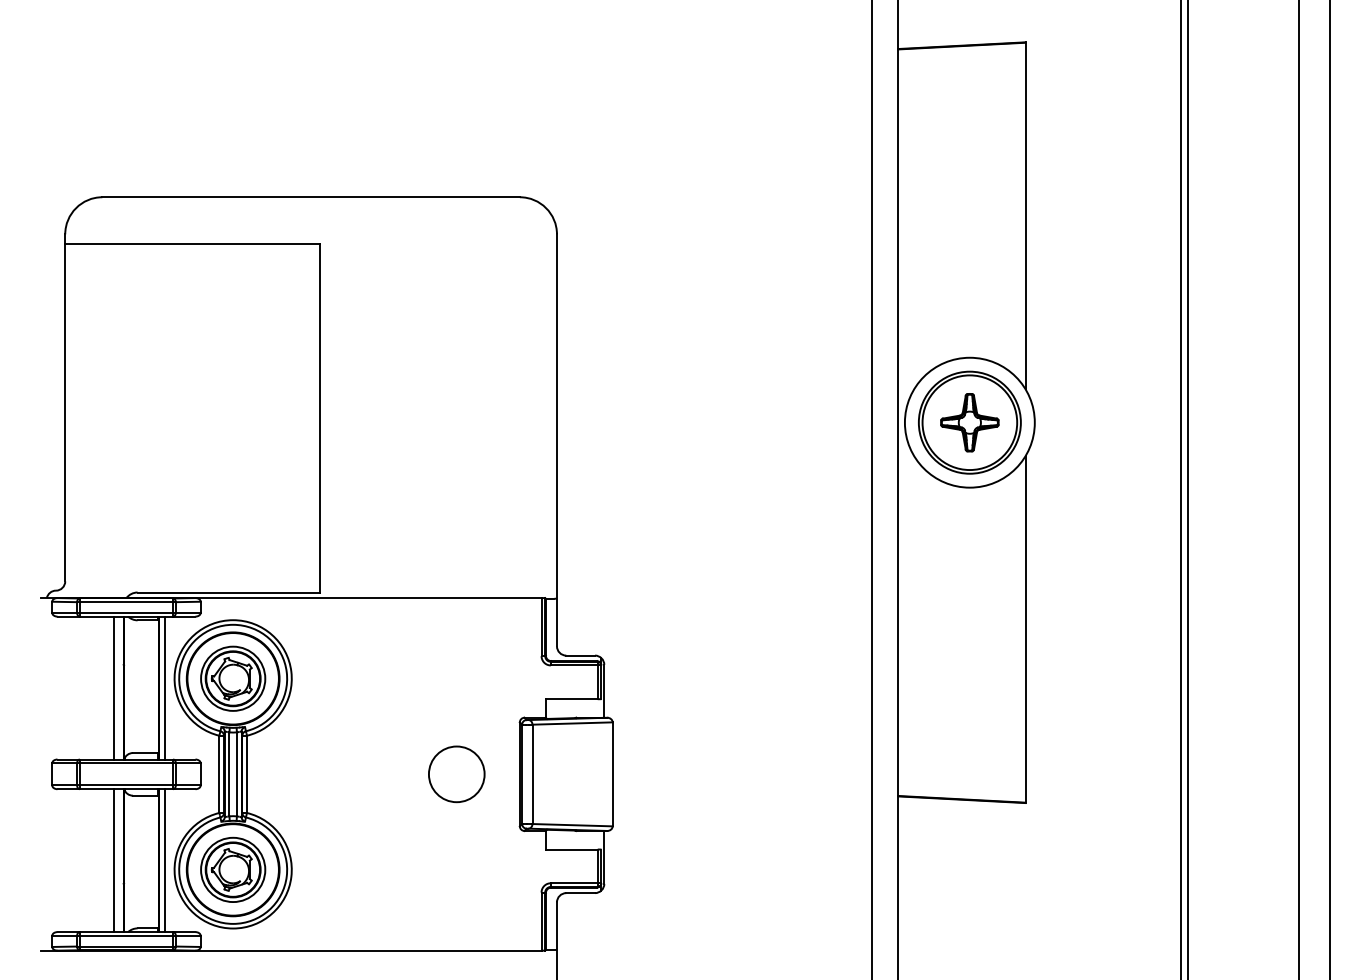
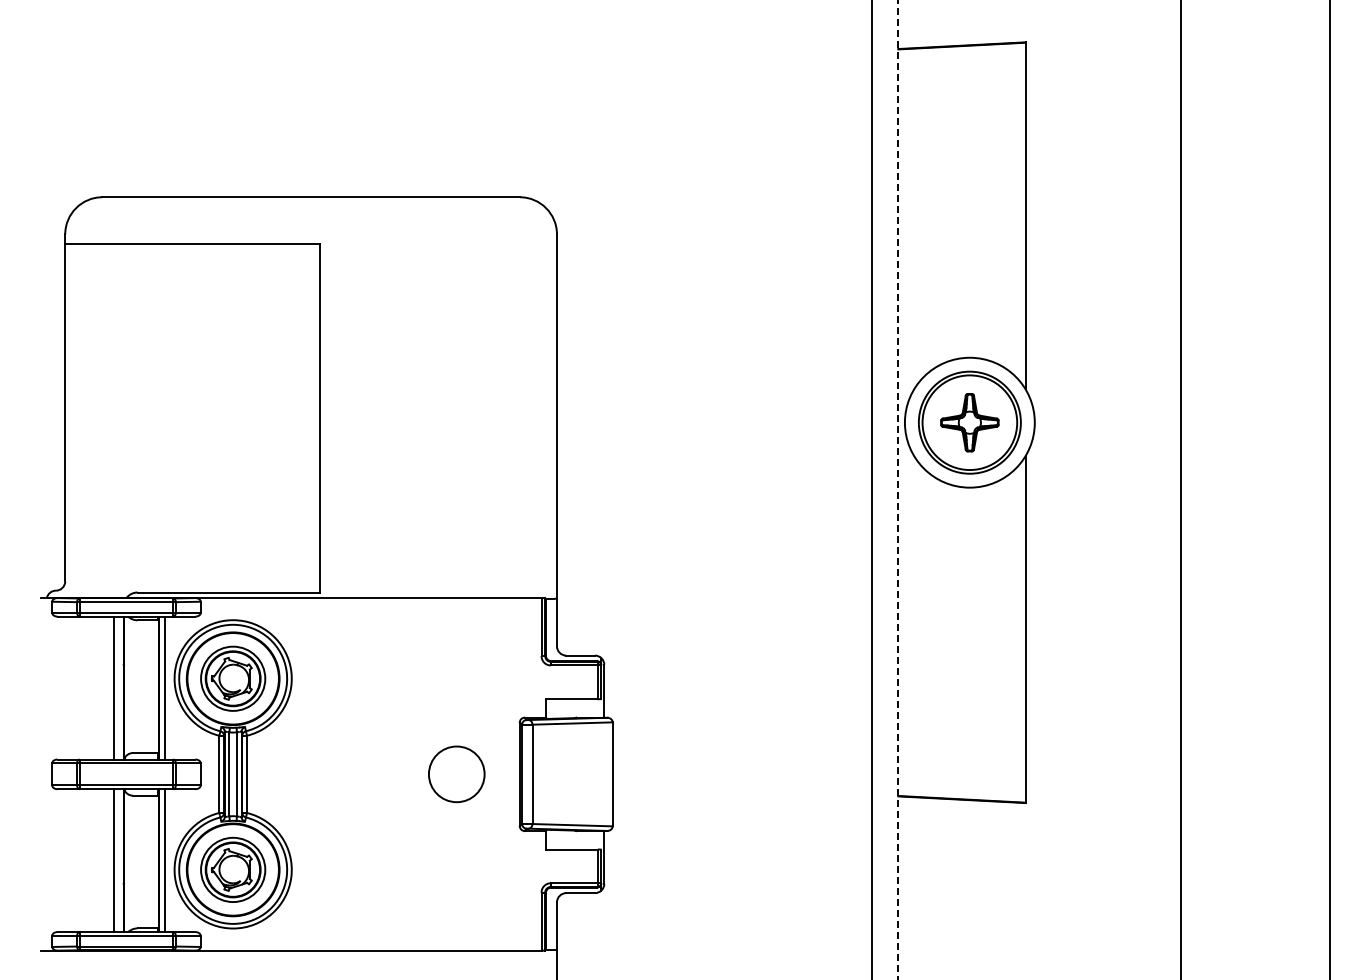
line: present -> none (1187, 489)
line: present -> none (1299, 489)
line: solid -> dashed (898, 490)
